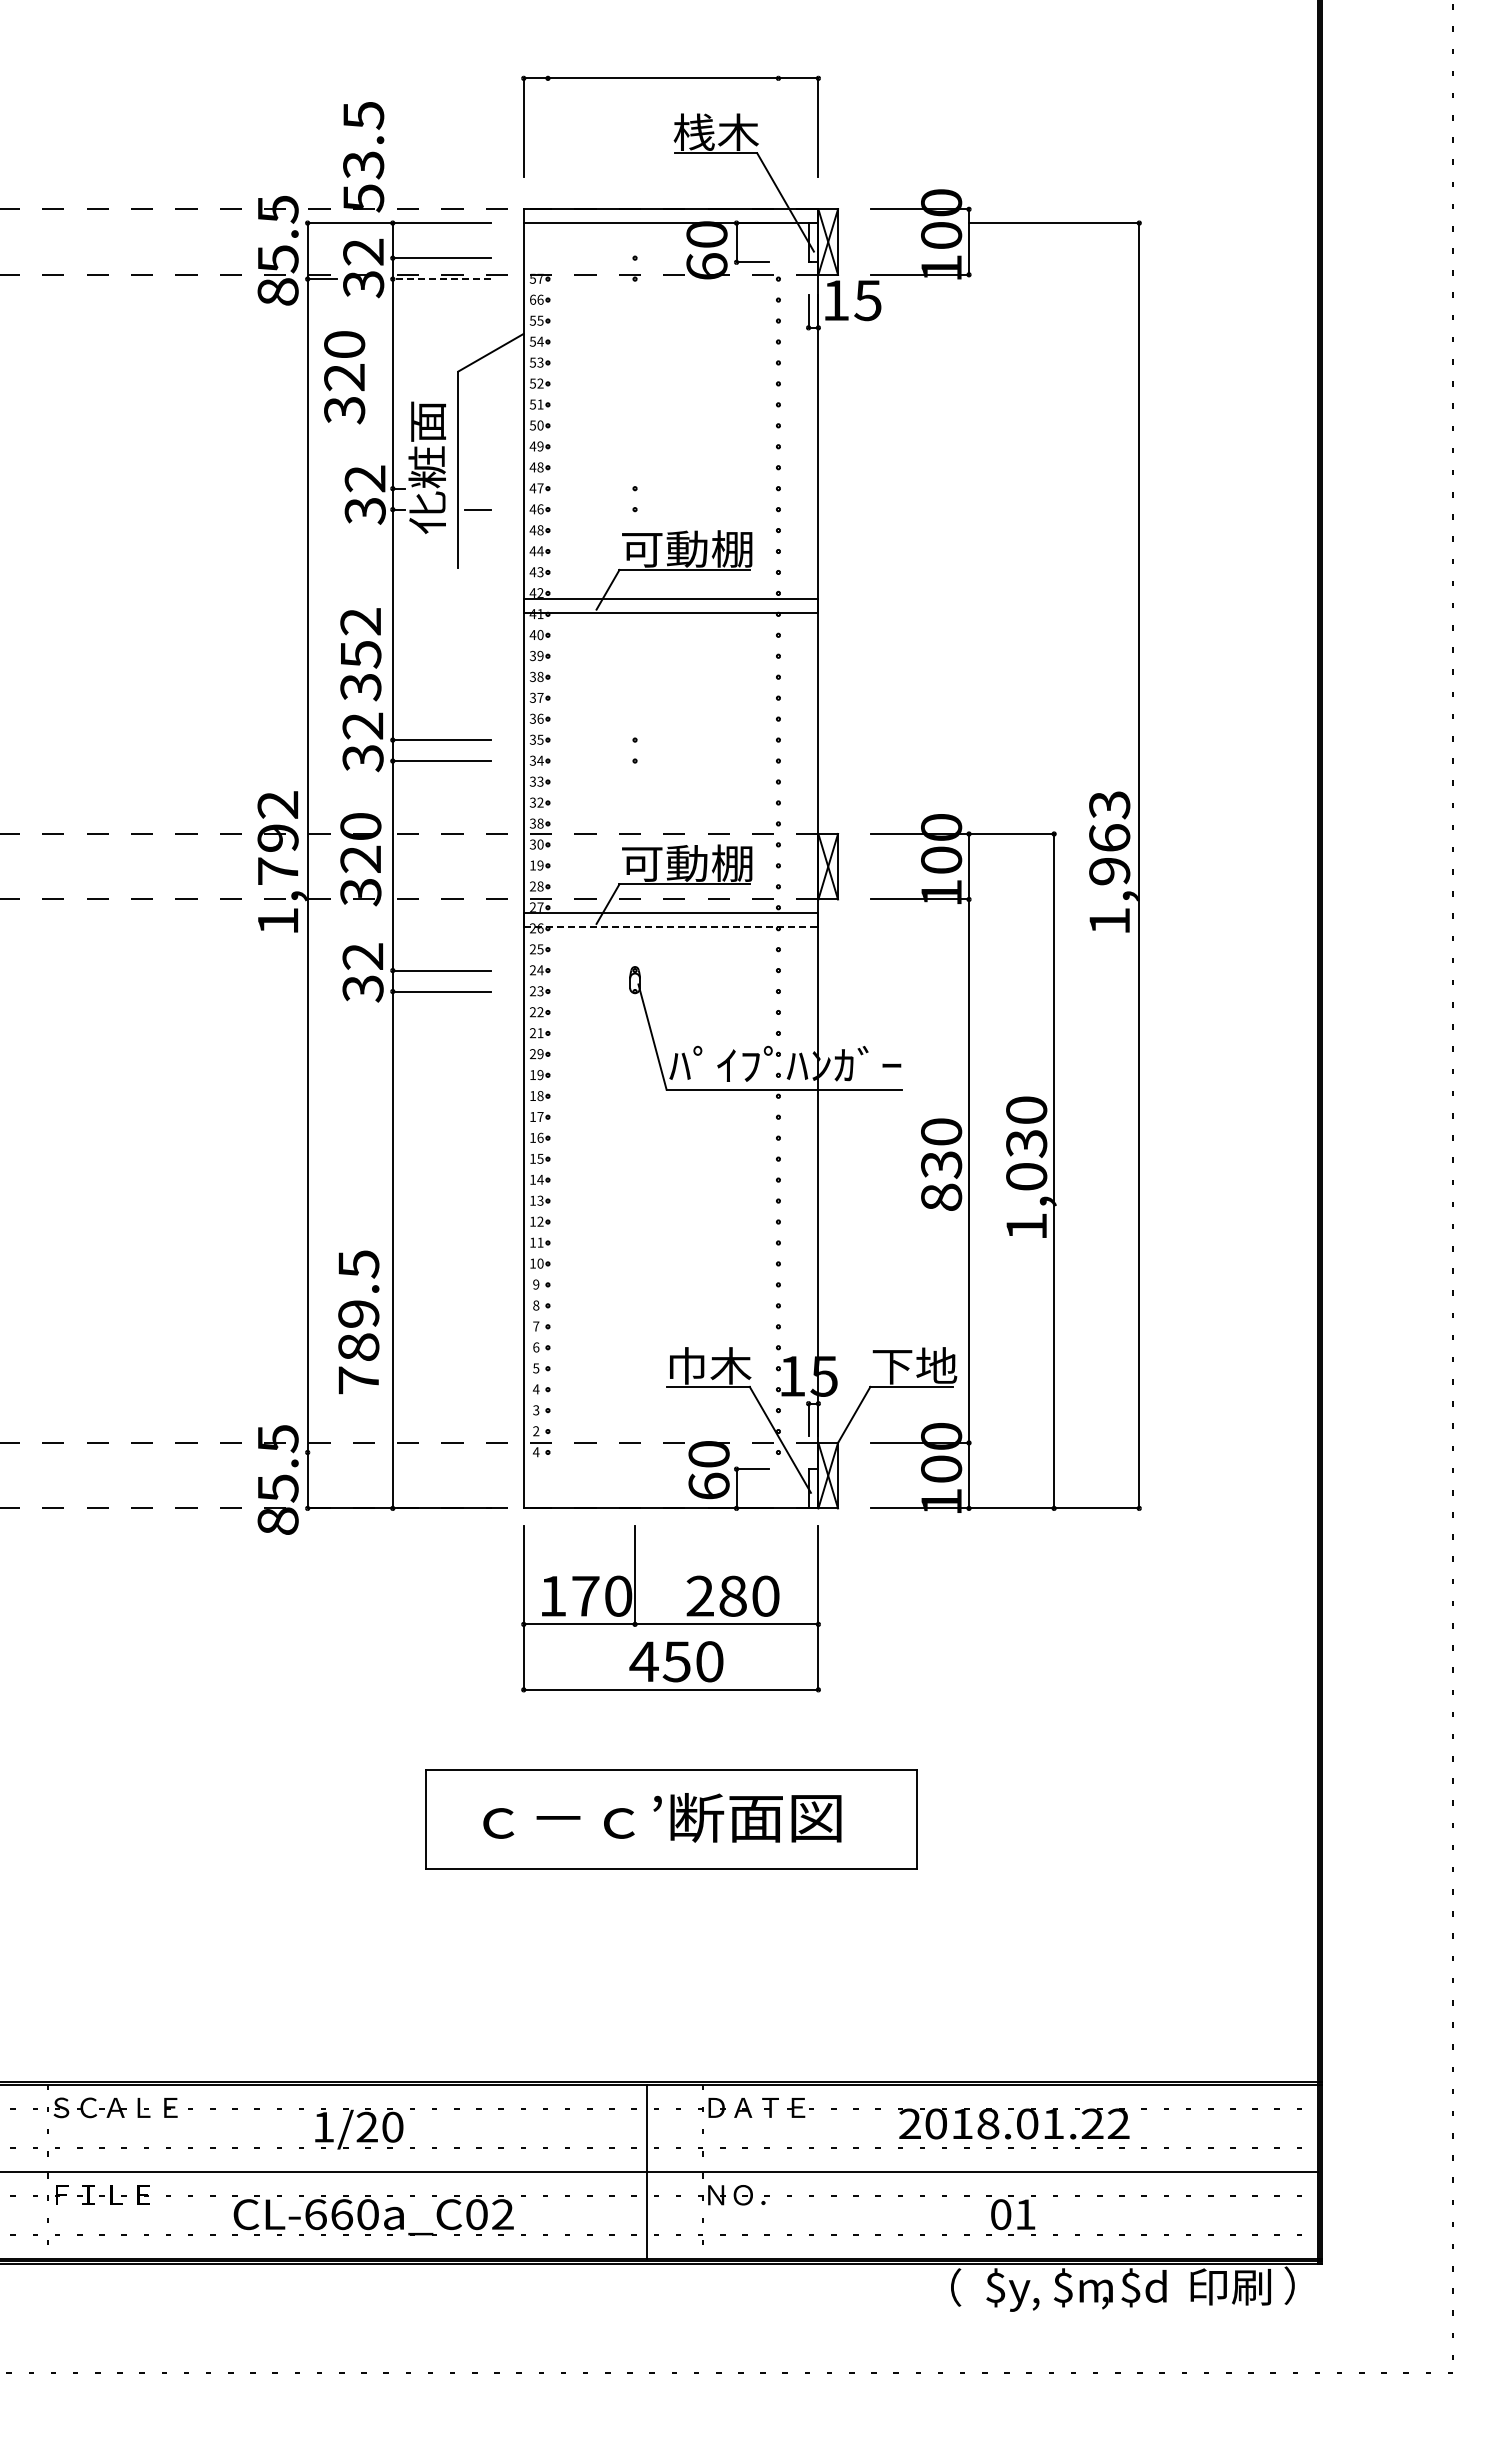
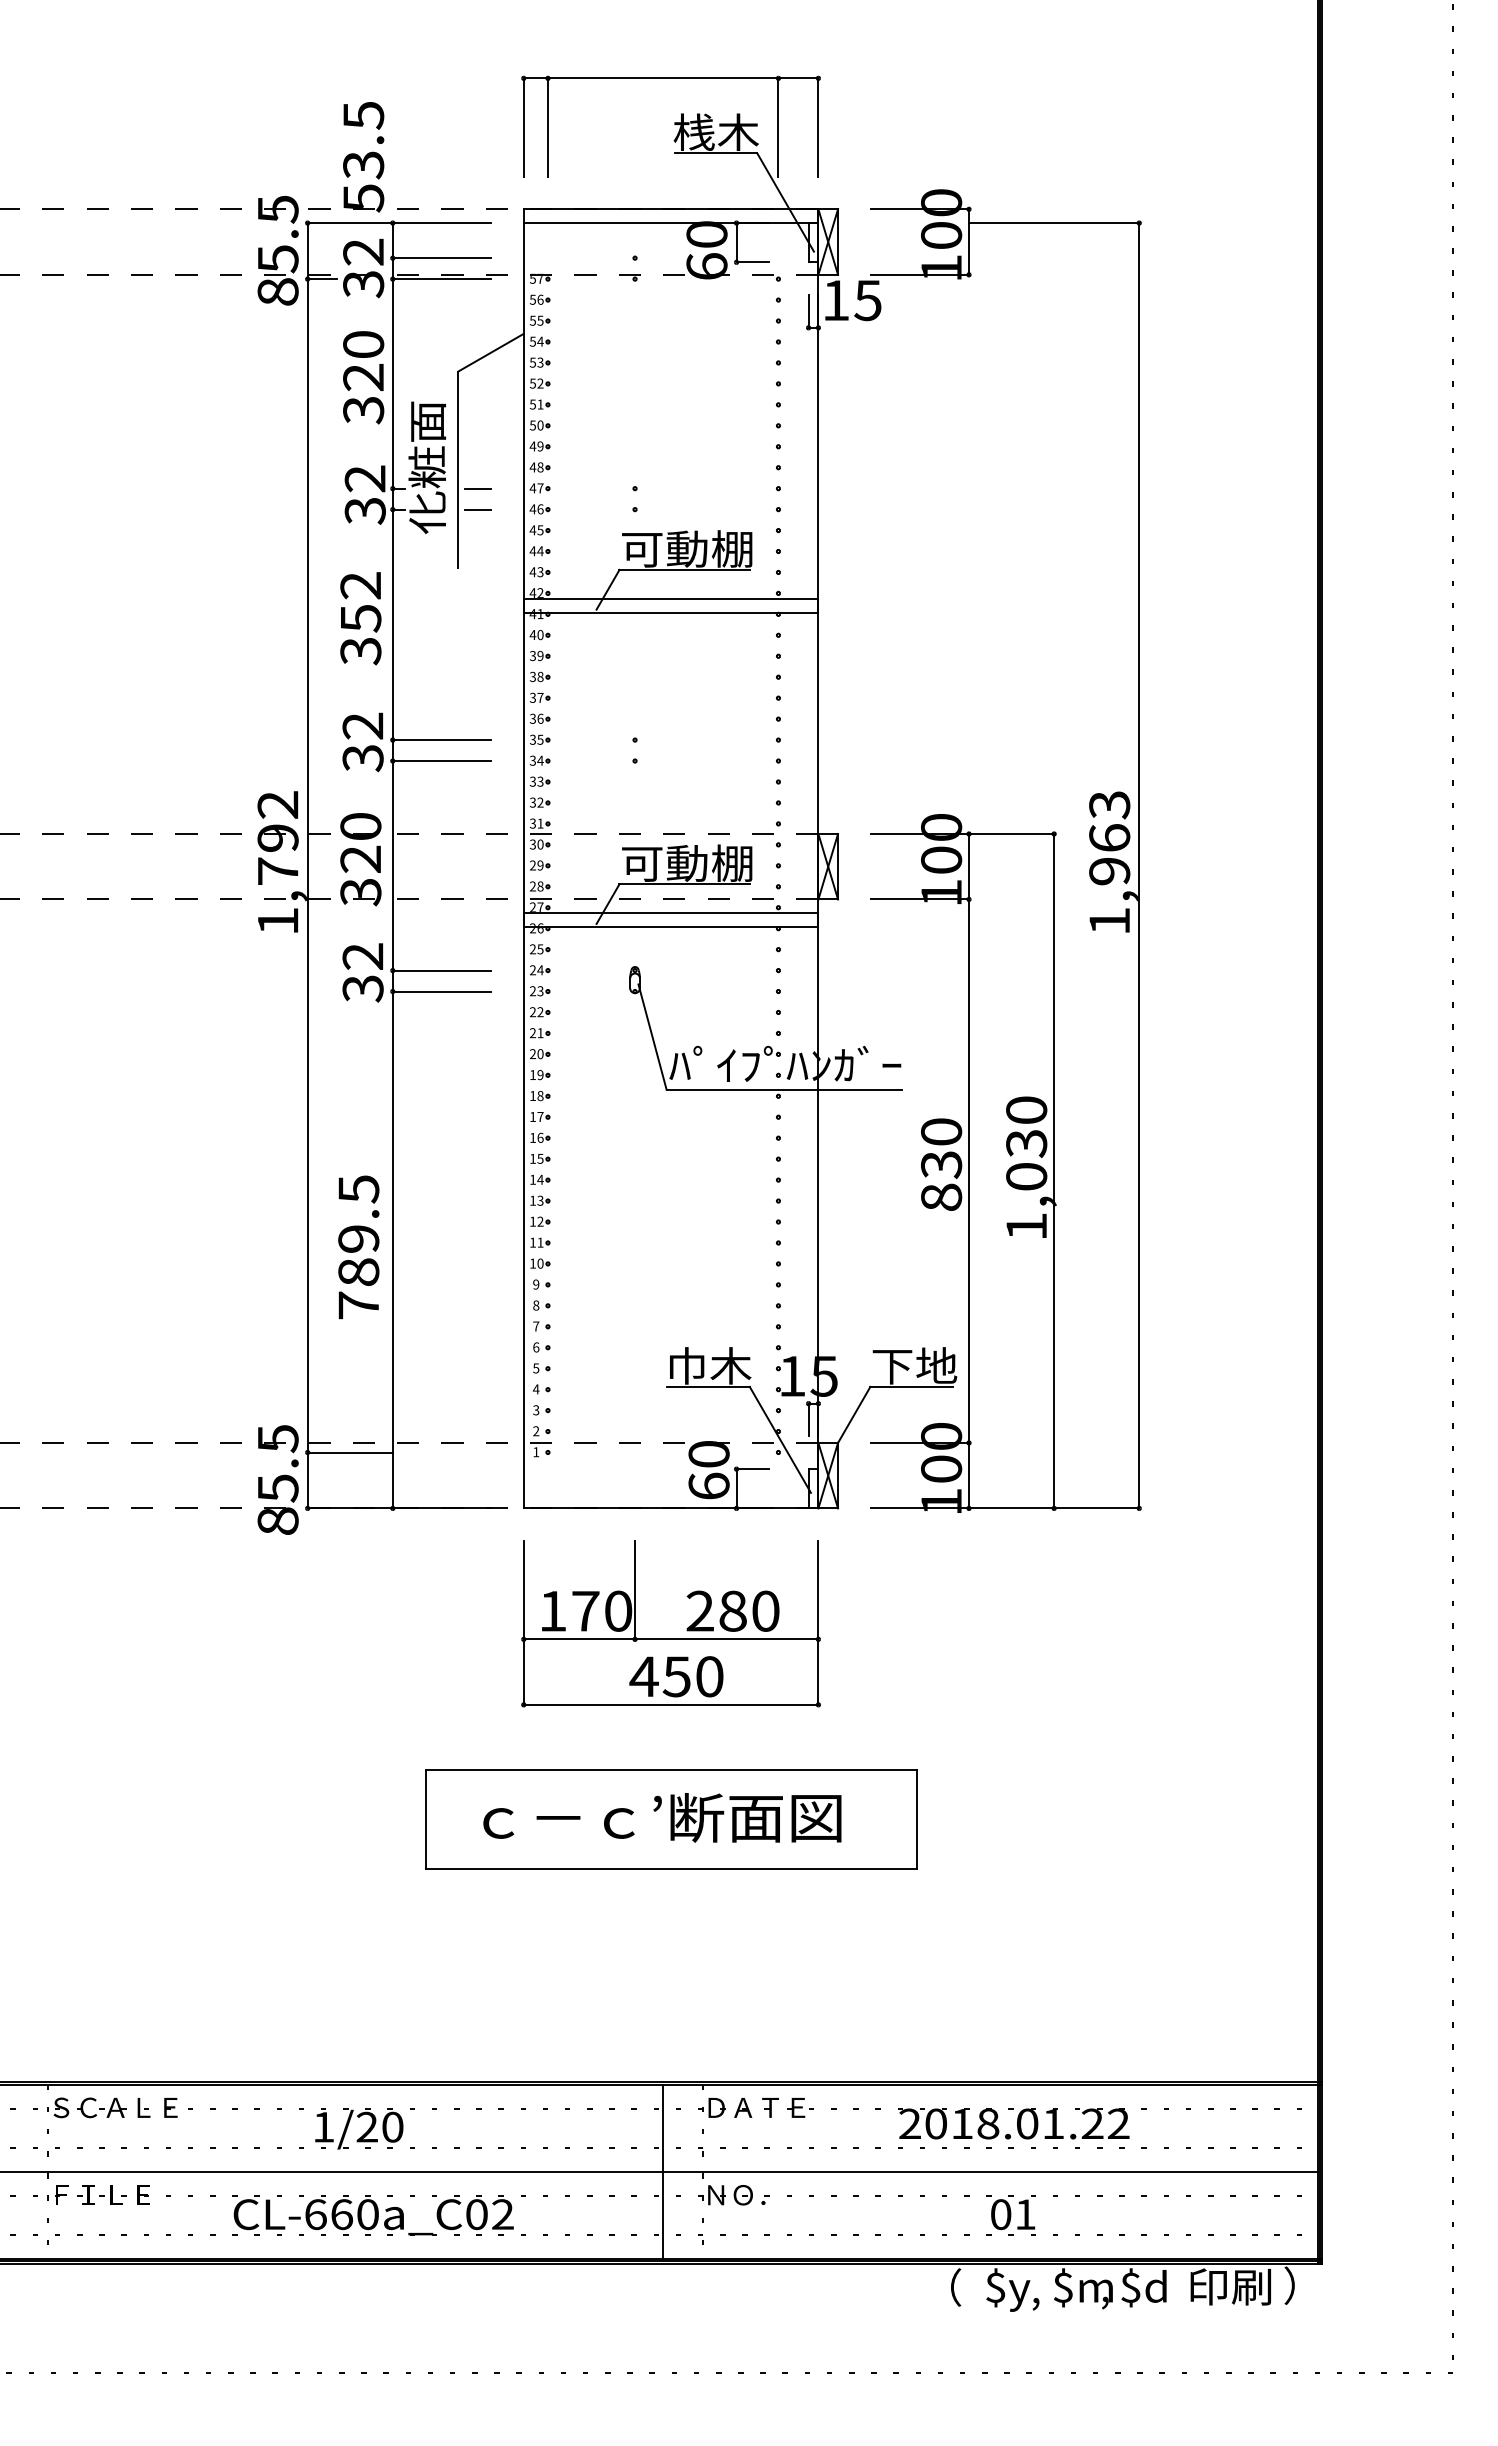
line: none -> present (547, 127)
line: none -> present (778, 127)
line: dashed -> solid (441, 279)
text: 66 -> 56 (532, 299)
text position: (344, 377) -> (363, 377) (363, 377)
line: none -> present (477, 488)
text: 48 -> 45 (540, 530)
text position: (360, 654) -> (360, 618) (360, 618)
text: 38 -> 31 (540, 823)
text: 19 -> 29 (532, 865)
line: dashed -> solid (671, 926)
text: 29 -> 20 (540, 1054)
text position: (358, 1322) -> (358, 1247) (358, 1247)
line: none -> present (349, 1452)
text: 4 -> 1 (536, 1452)
part position: (670, 1623) -> (670, 1638) (670, 1638)
line position: (647, 2171) -> (663, 2171) (663, 2171)
